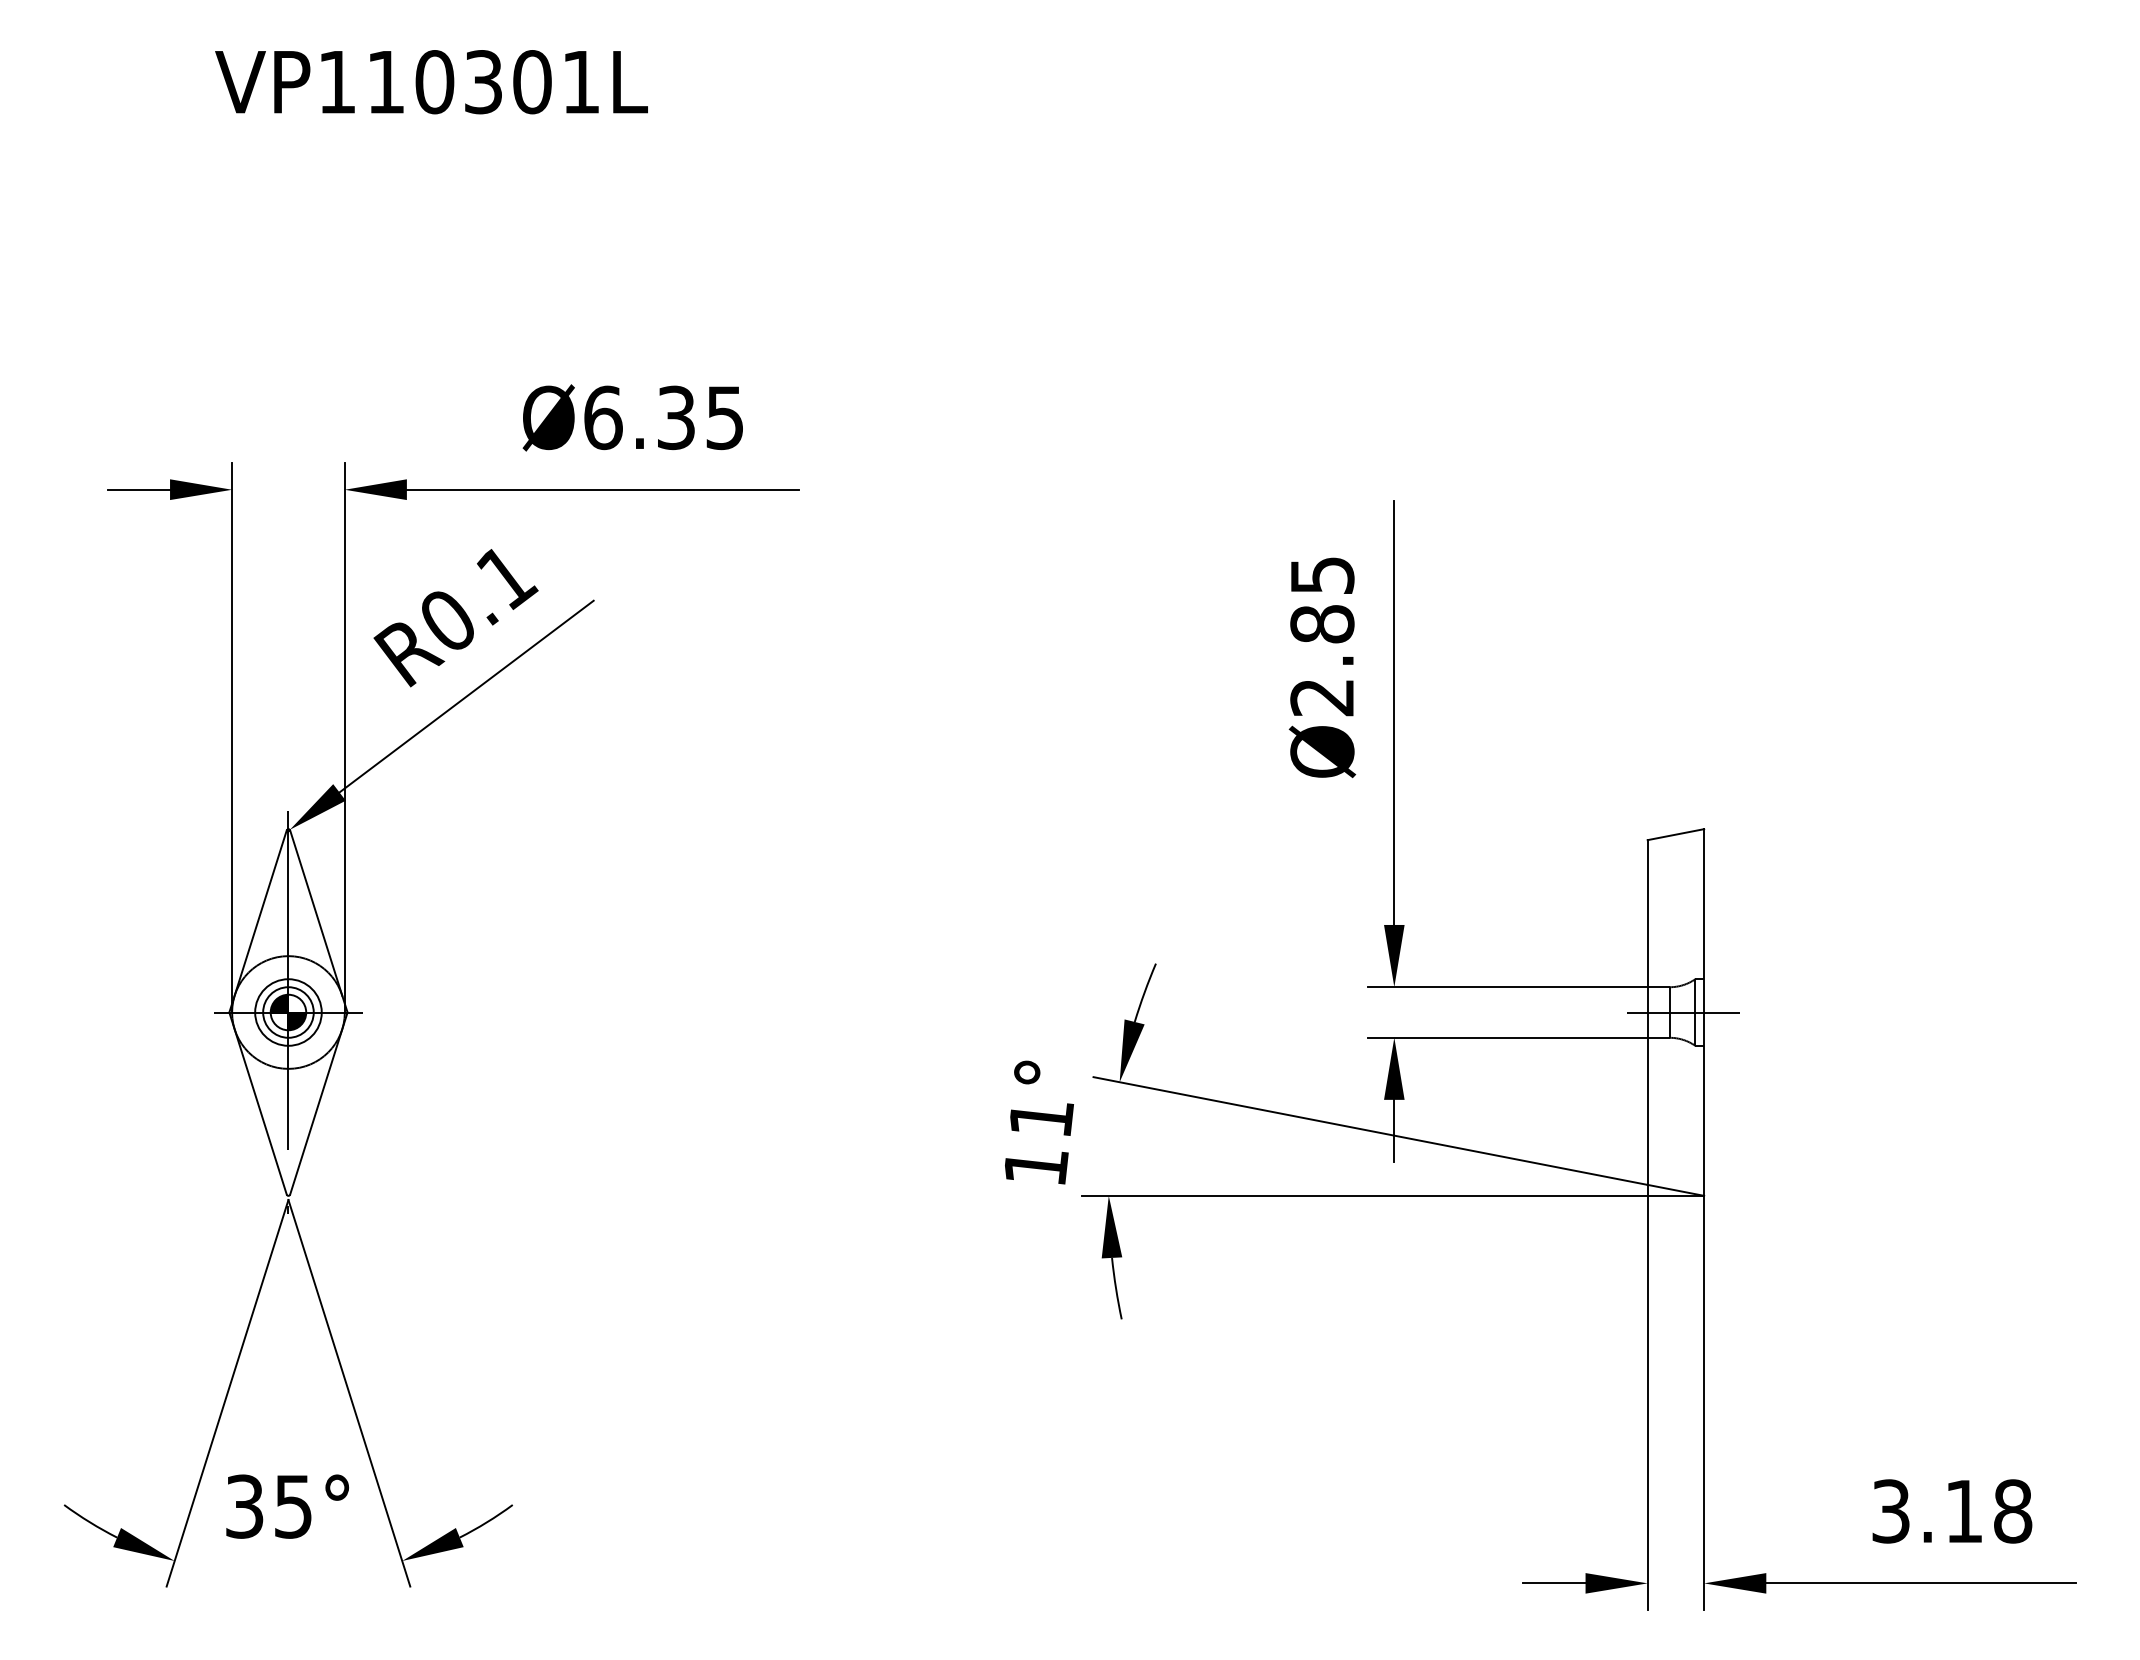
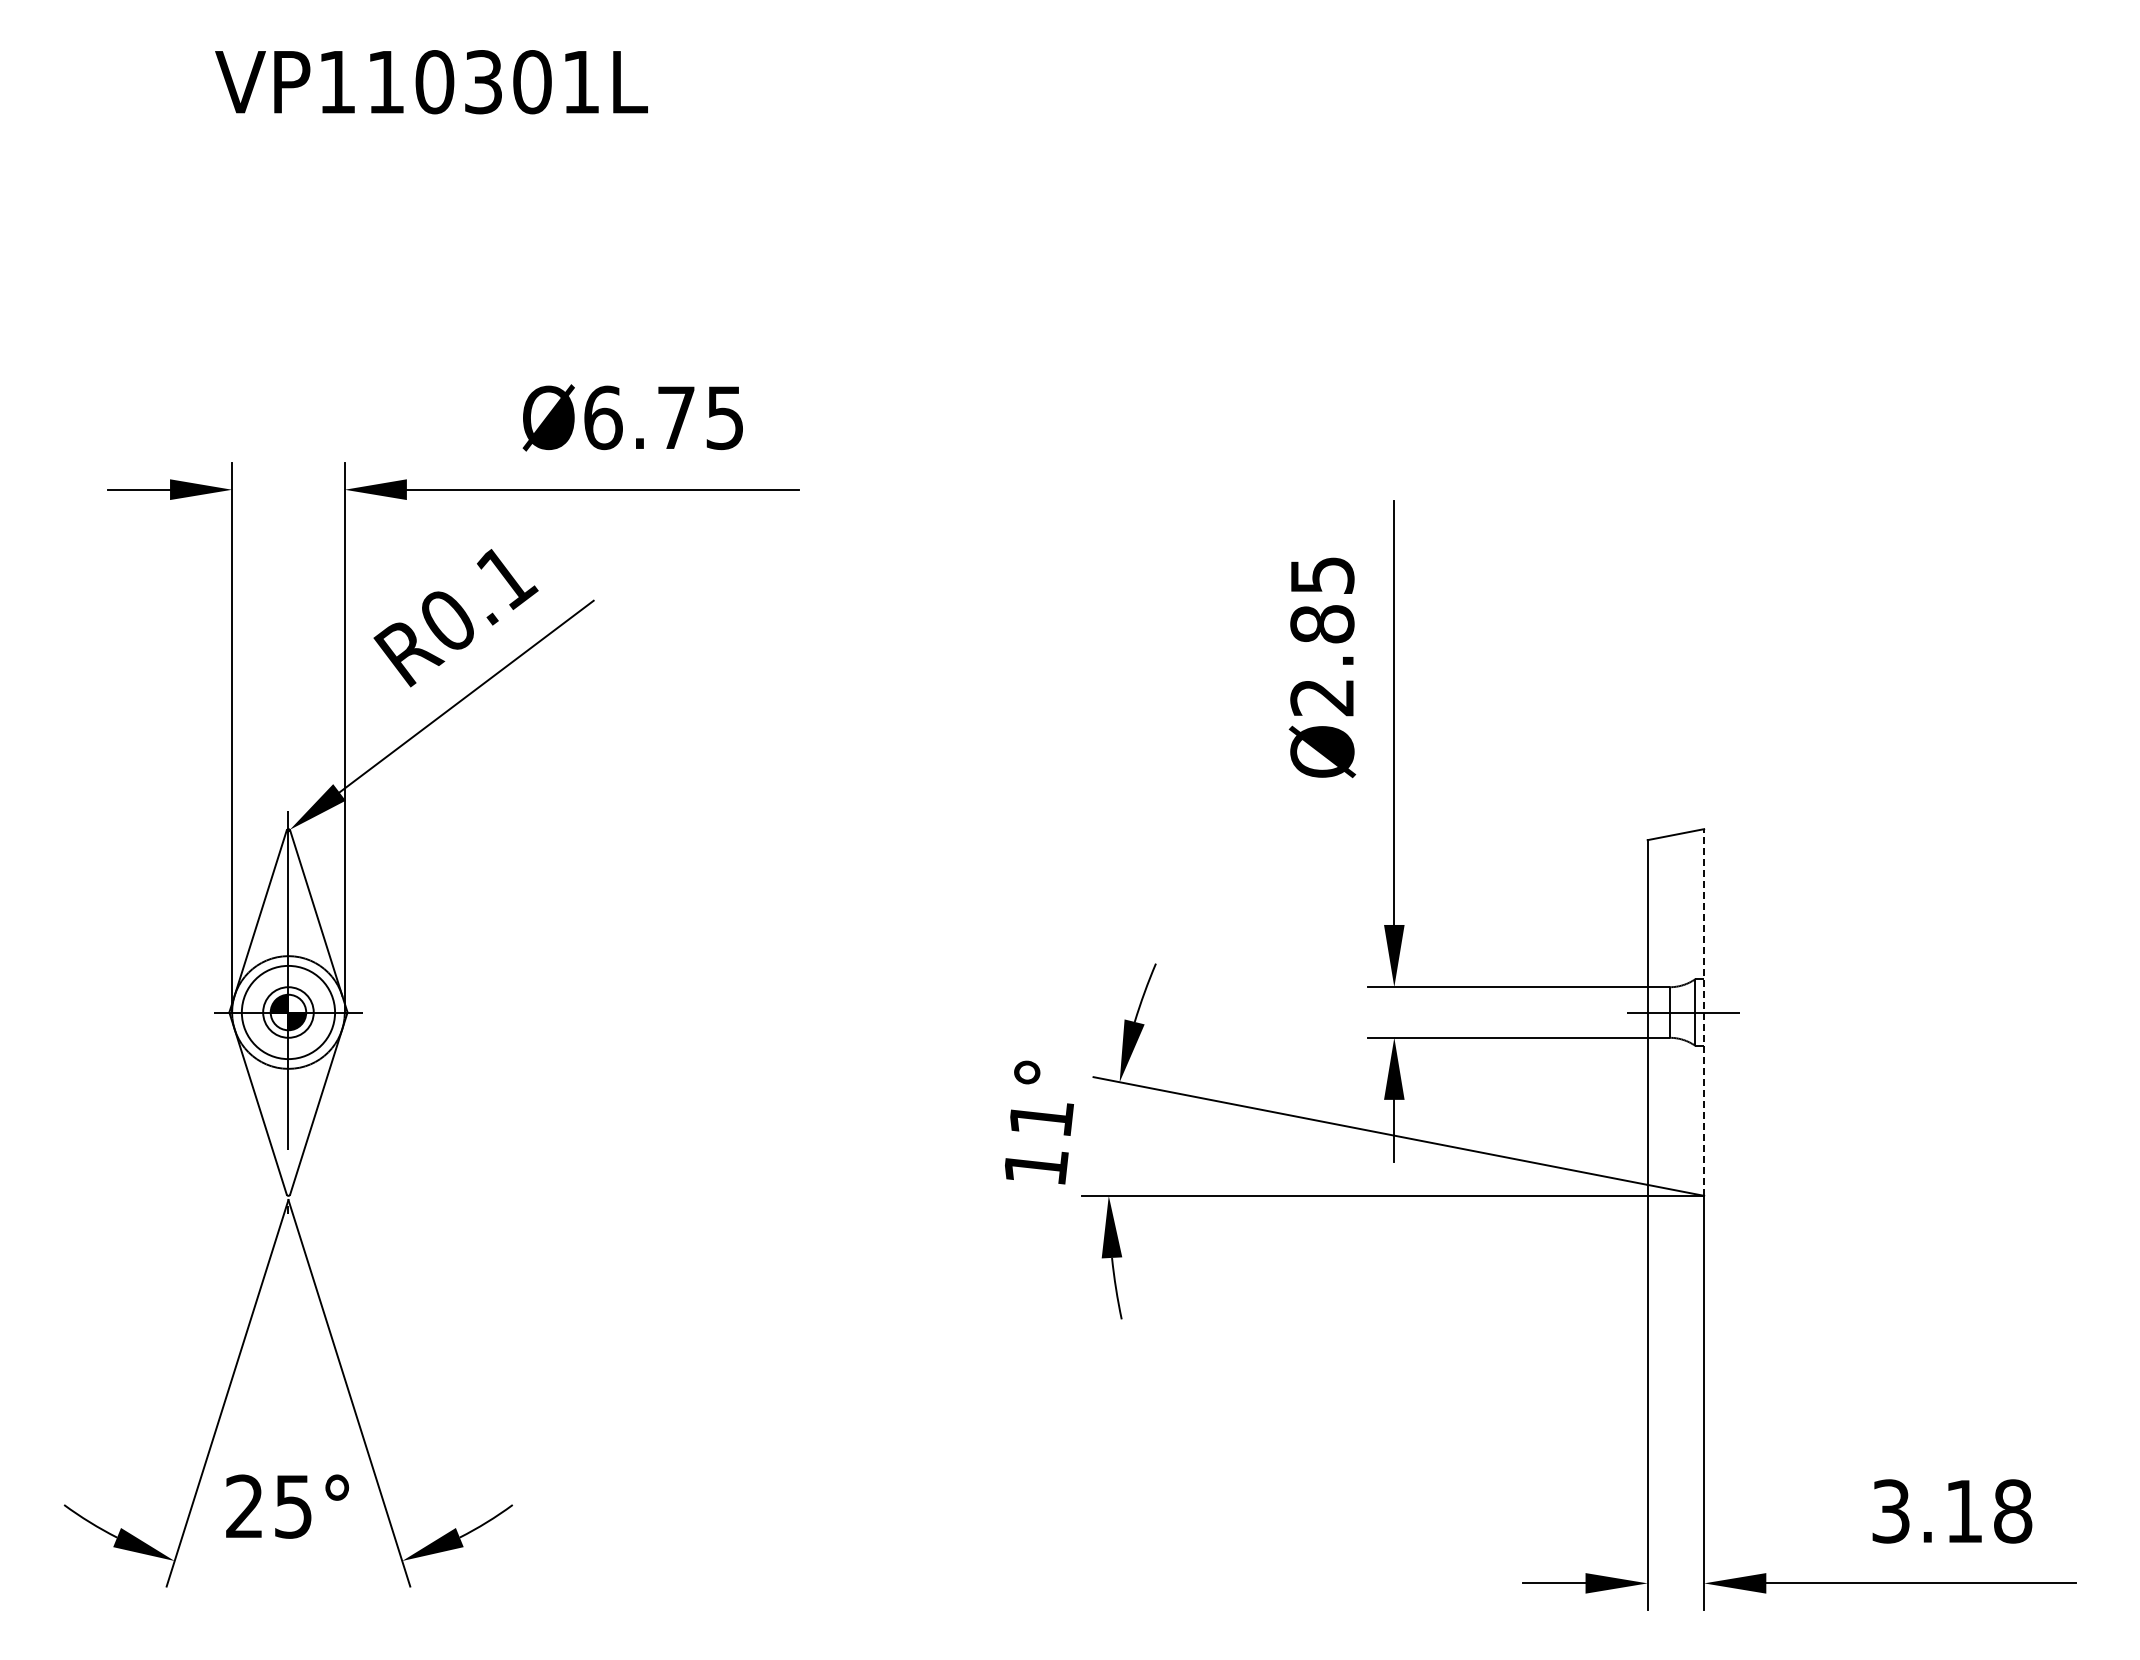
text: Ø6.35 -> Ø6.75 (676, 417)
circle diameter: 67 px -> 93 px (288, 1012)
line: solid -> dashed (1704, 1012)
text: 35° -> 25° (244, 1506)
